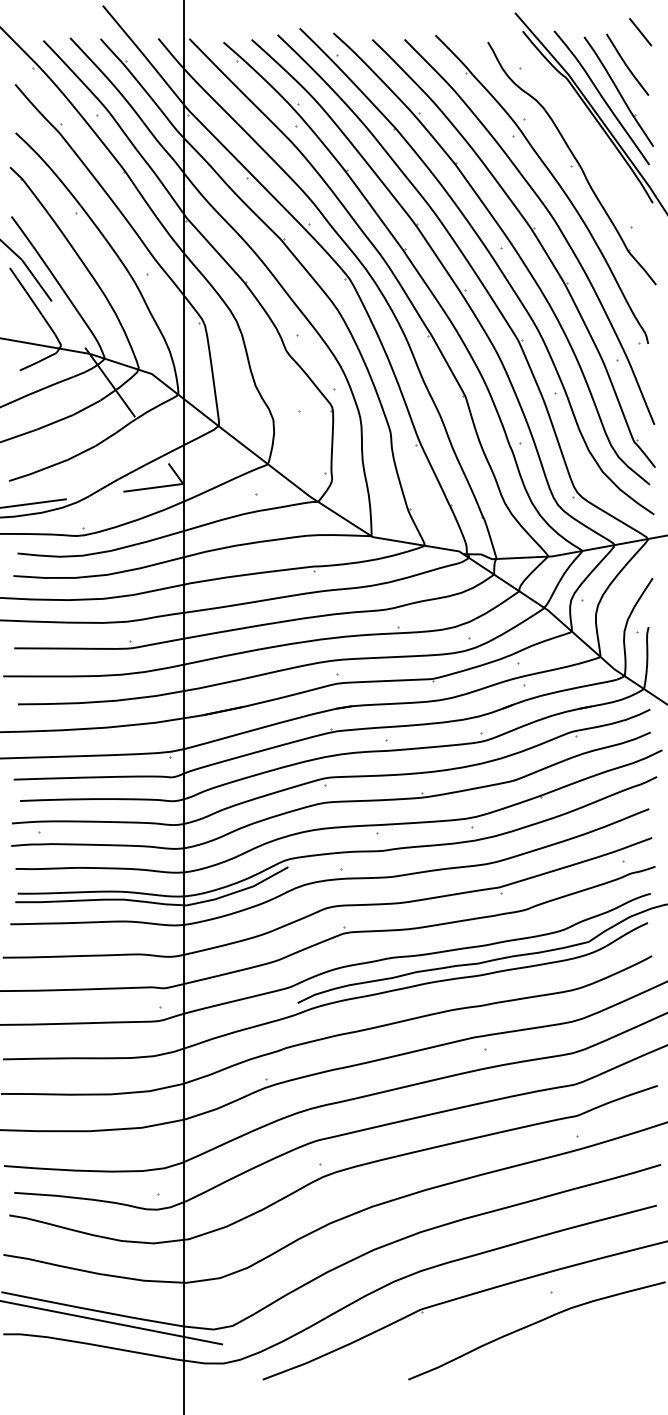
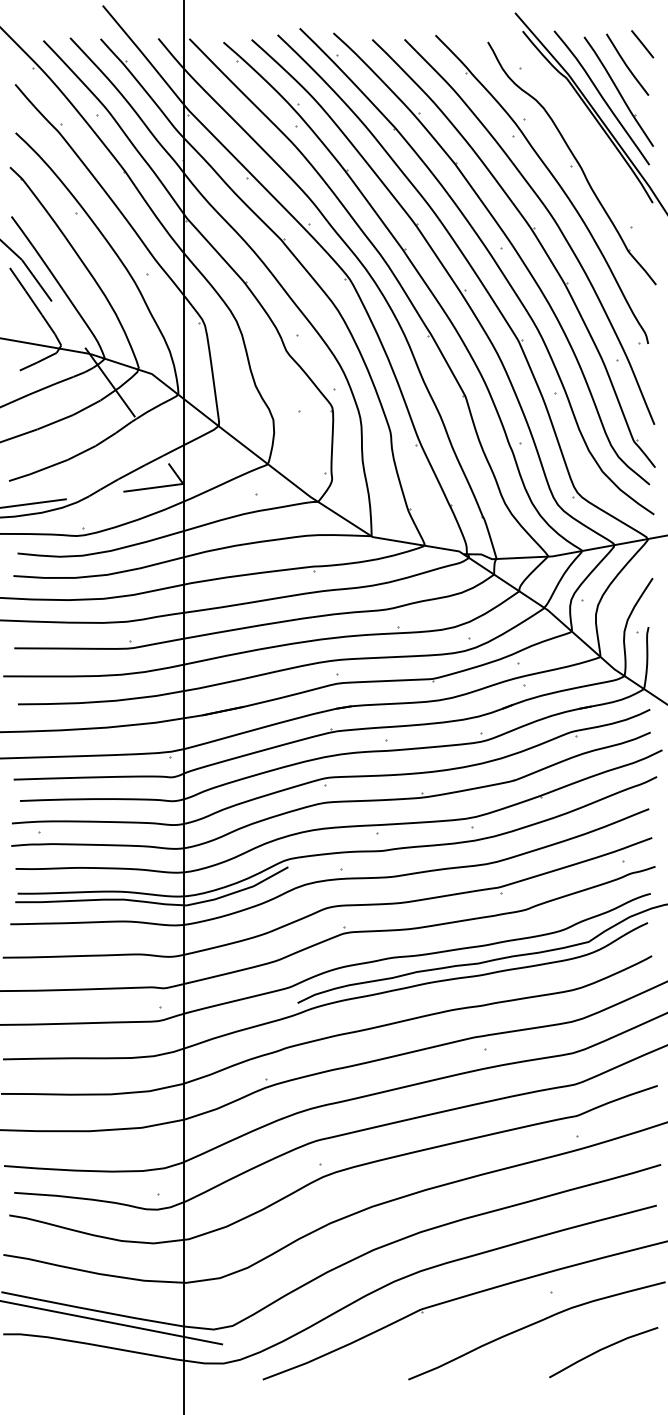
line position: (640, 32) -> (642, 44) (642, 44)
curve: none -> present (602, 1350)
